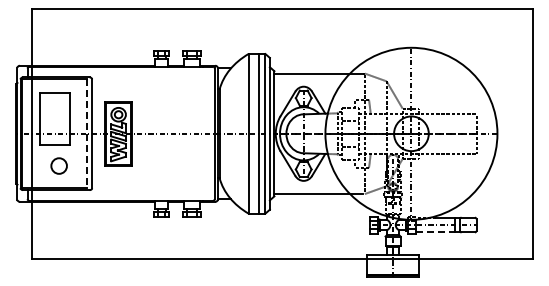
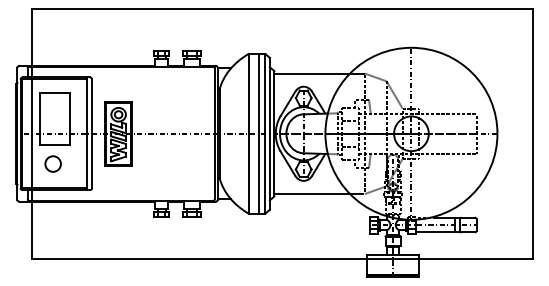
line: dashed -> solid (86, 134)
circle position: (58, 165) -> (52, 163) (52, 163)
line: dashed -> solid (436, 232)
